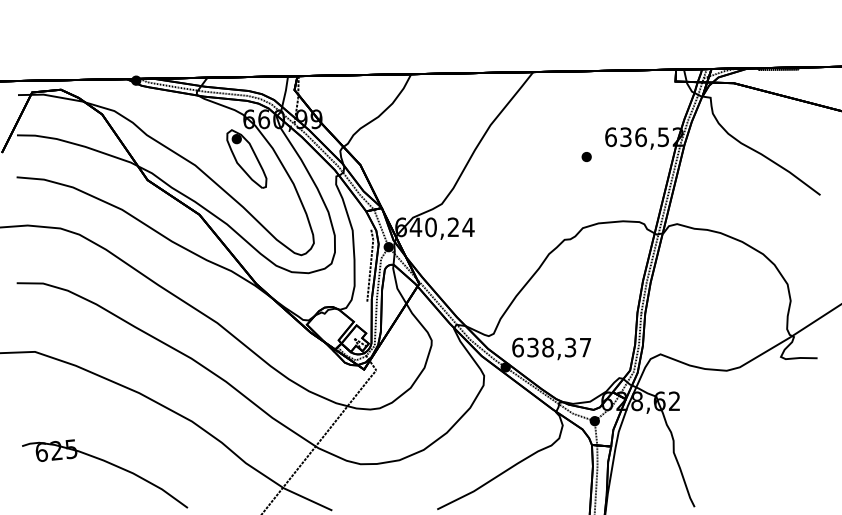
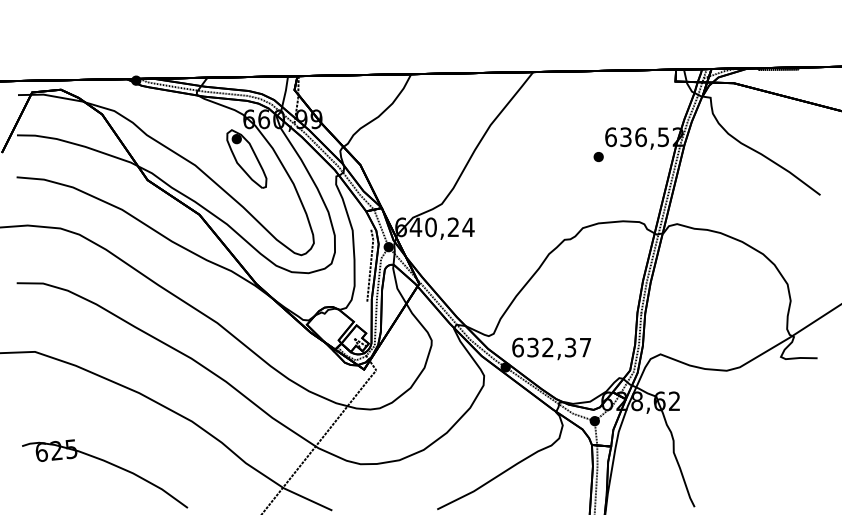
part position: (586, 156) -> (598, 156) (598, 156)
text: 638,37 -> 632,37 (547, 347)
